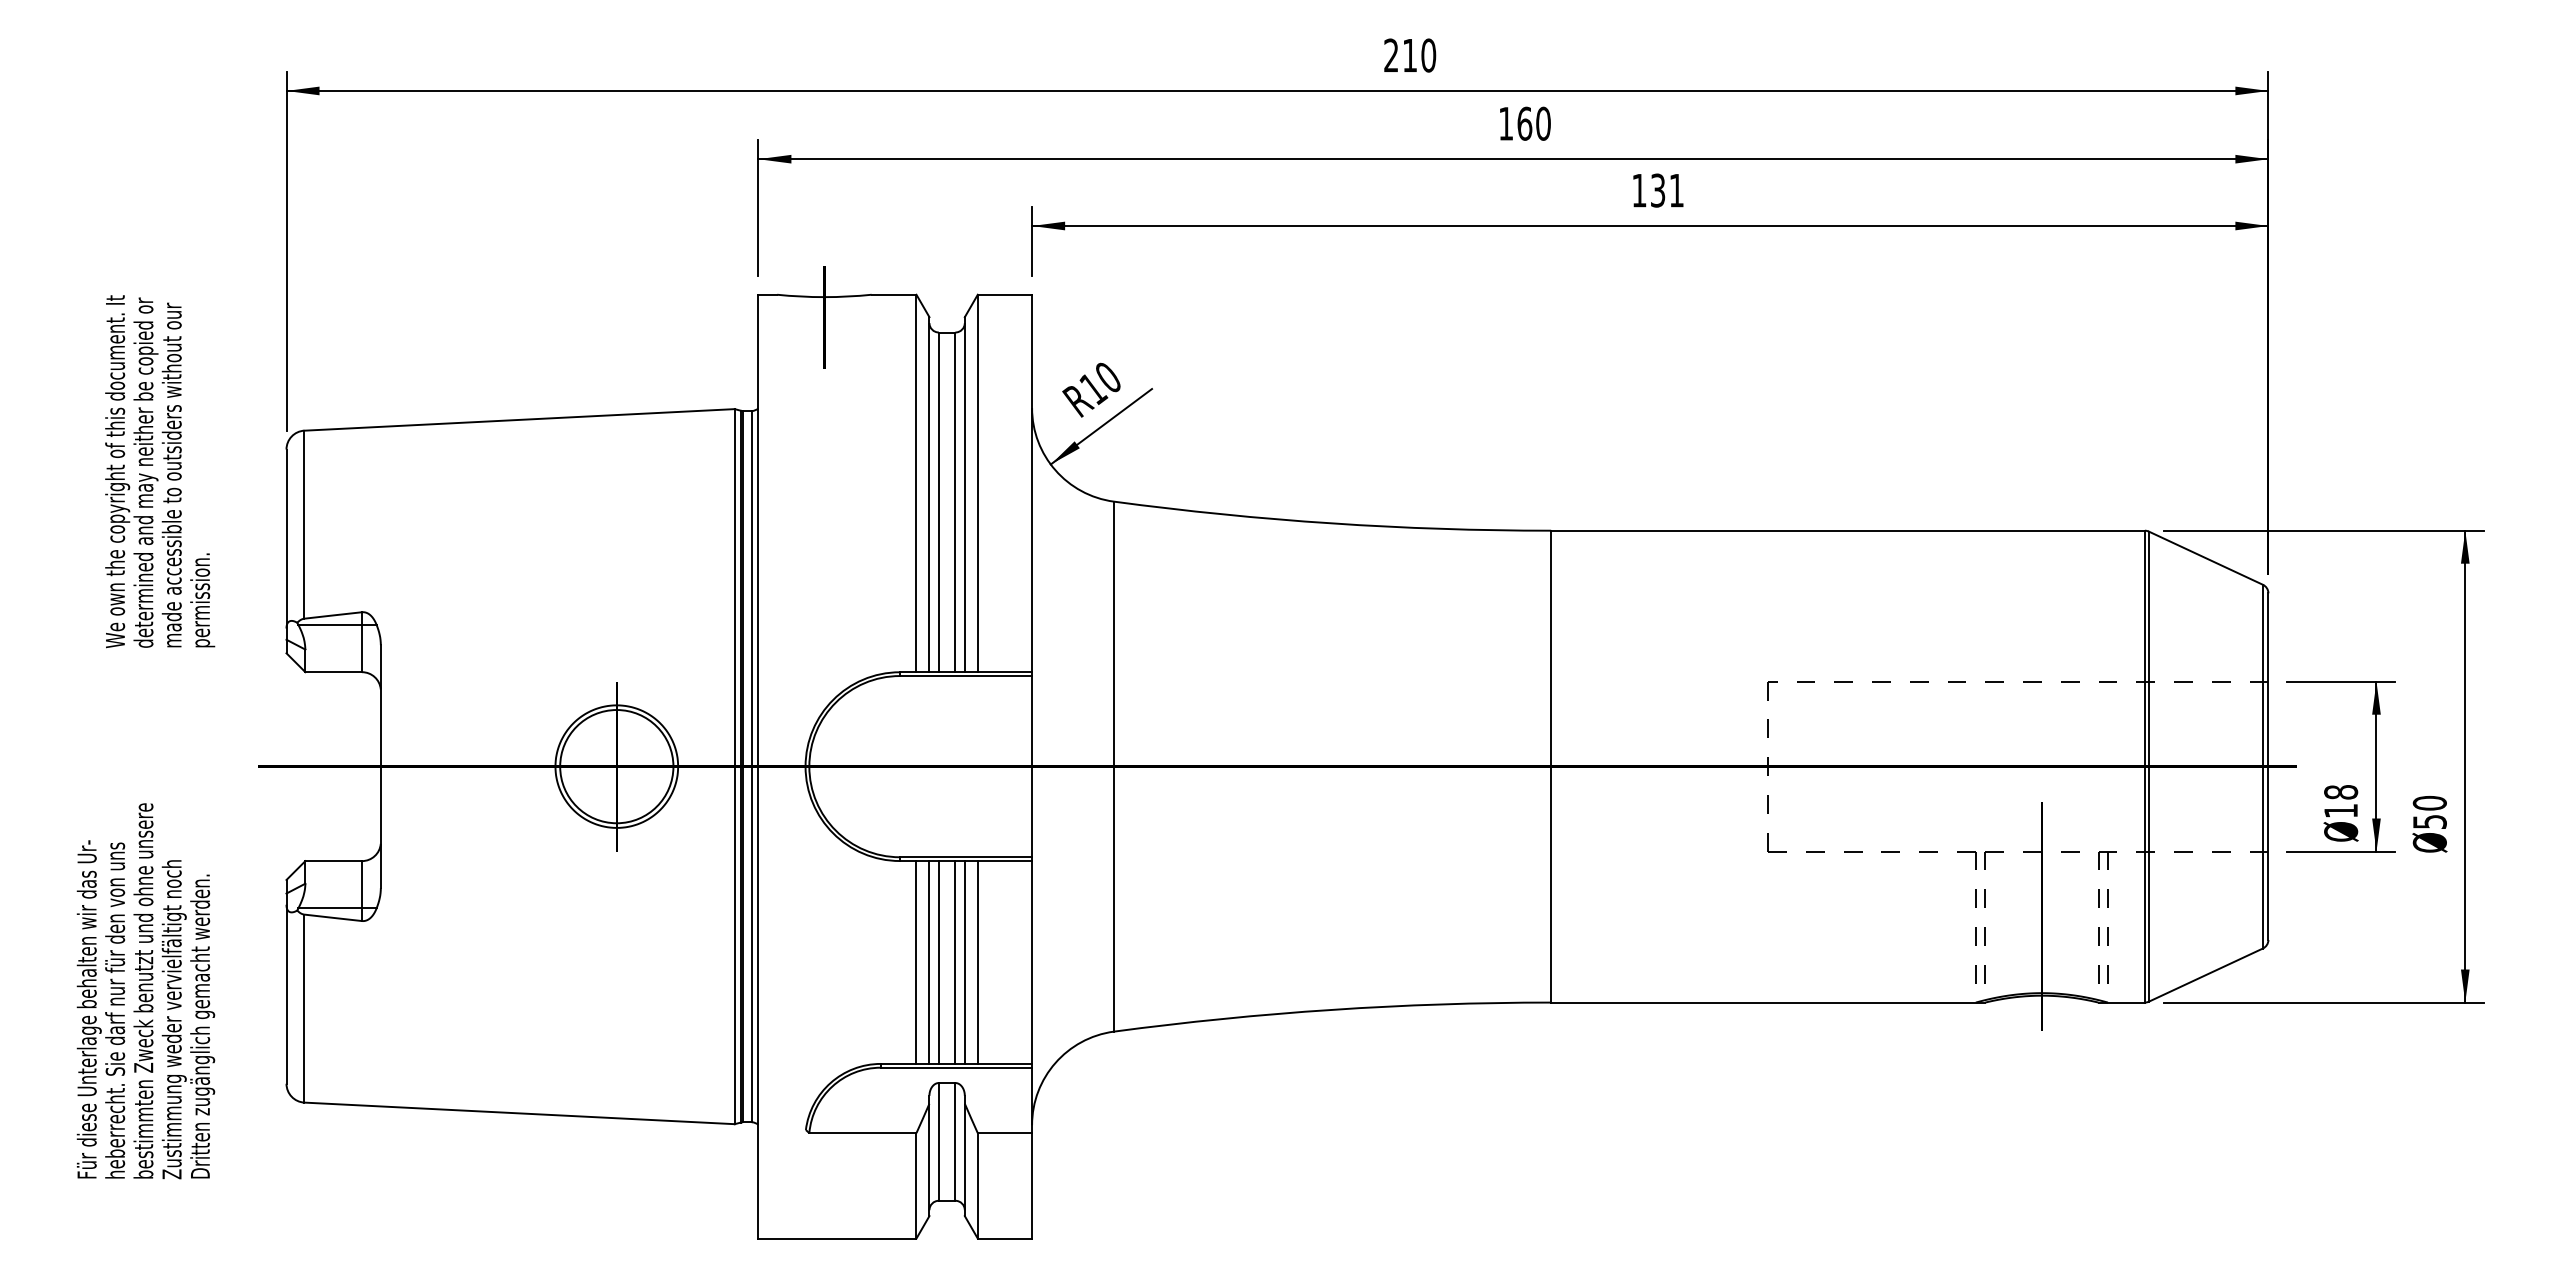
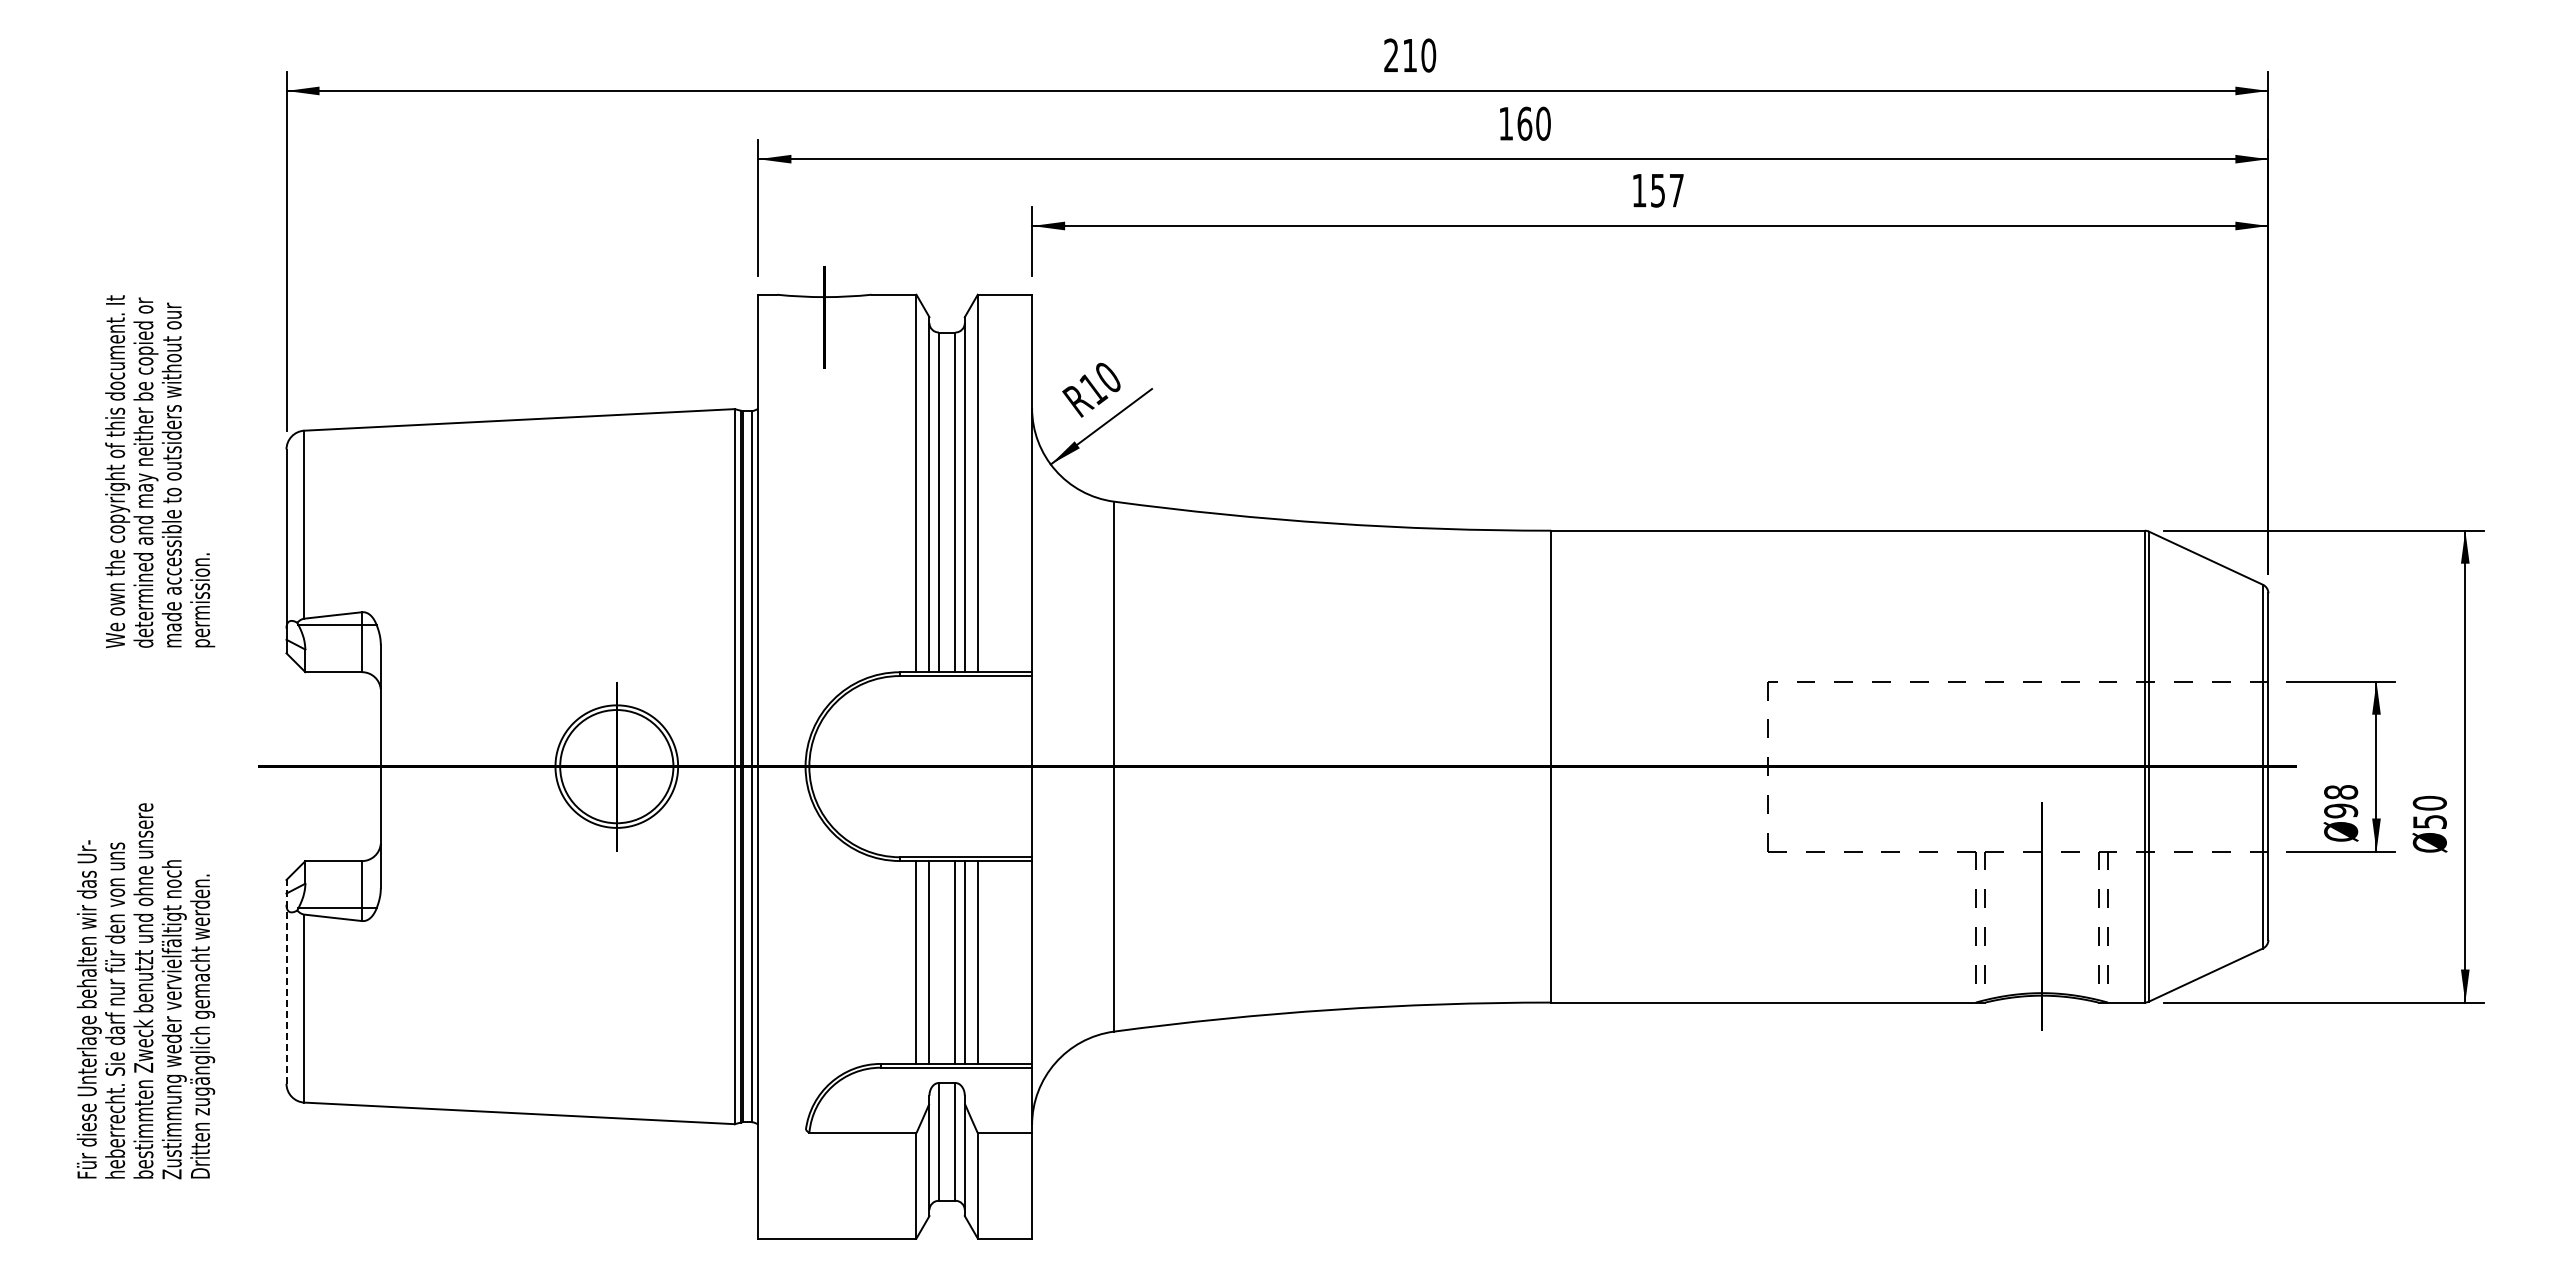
text: 131 -> 157 (1667, 190)
text: 18 -> 98 (2341, 810)
line: present -> none (938, 962)
line: solid -> dashed (286, 981)
